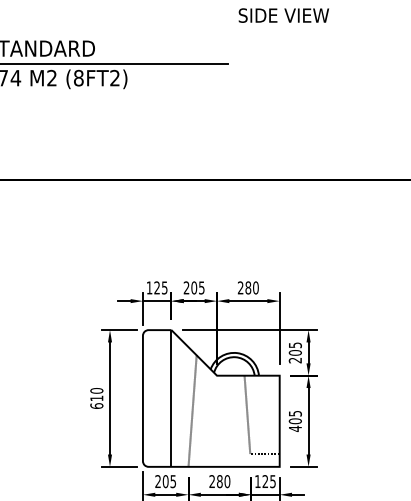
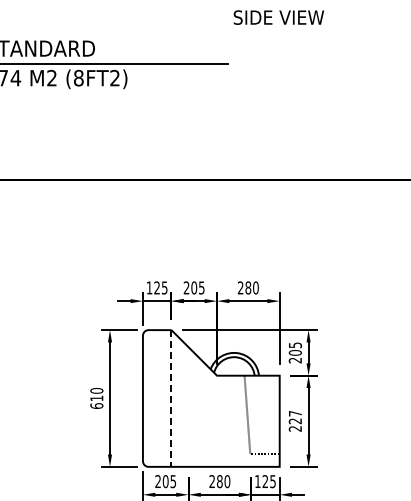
text position: (283, 15) -> (278, 17) (278, 17)
line: solid -> dashed (171, 398)
line: present -> none (192, 410)
text: 405 -> 227 (294, 421)
